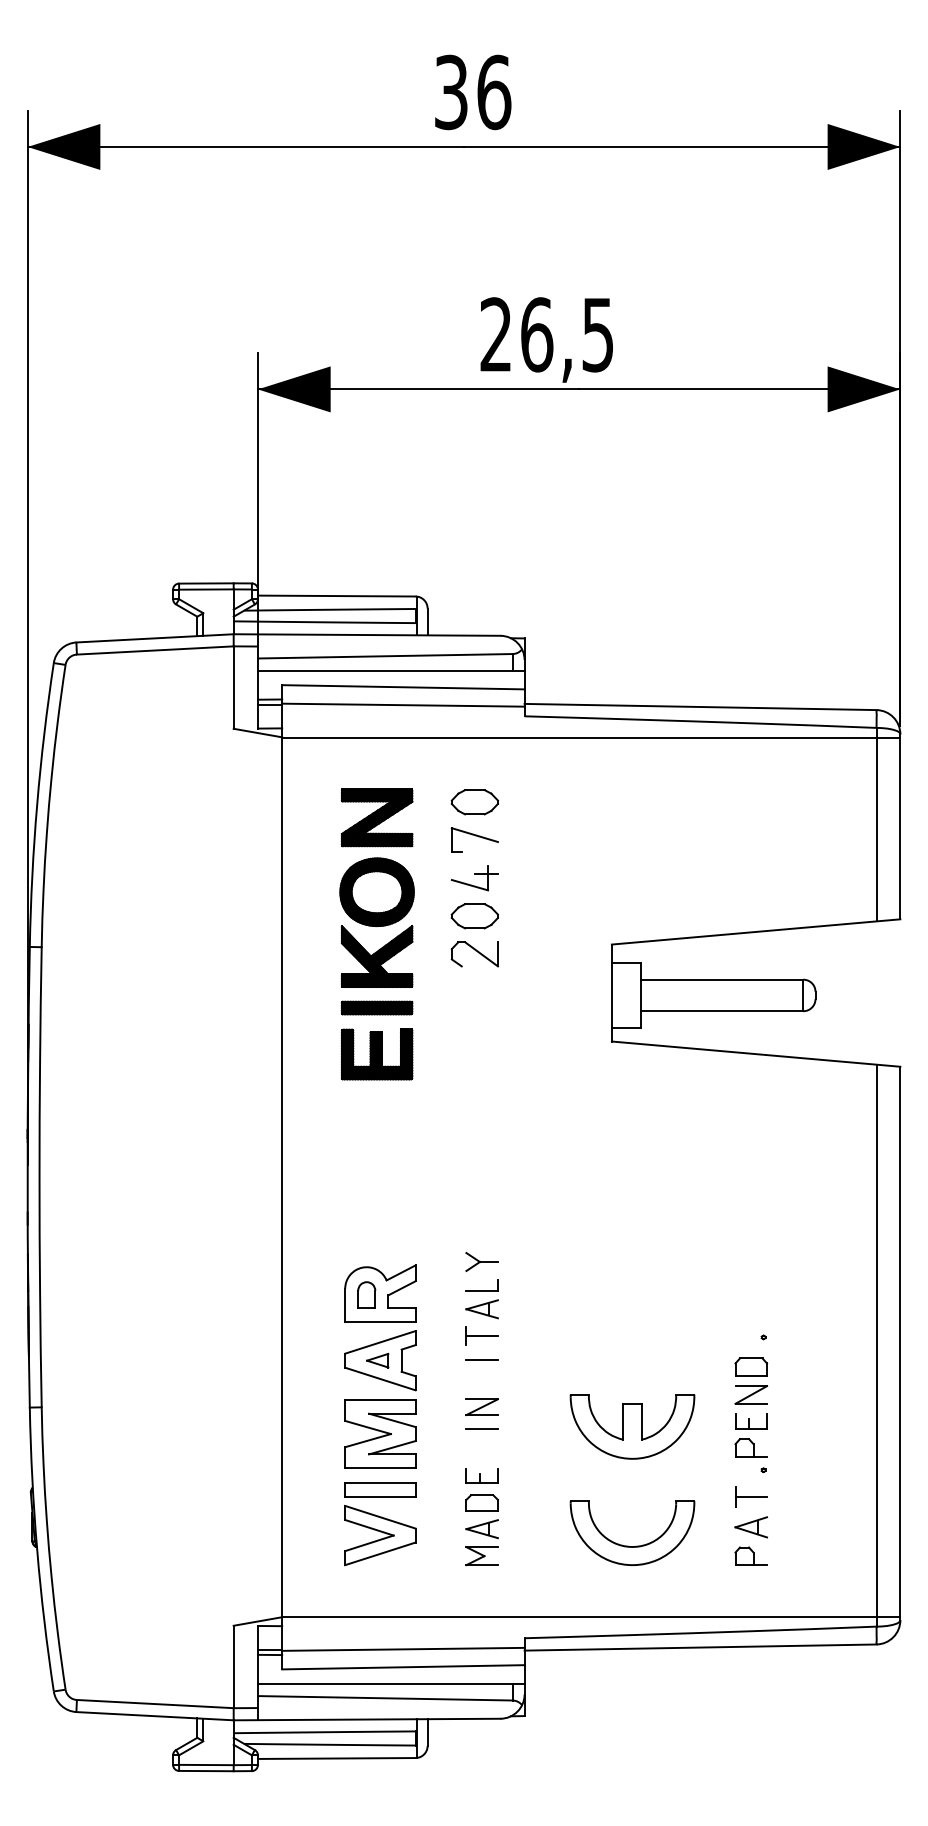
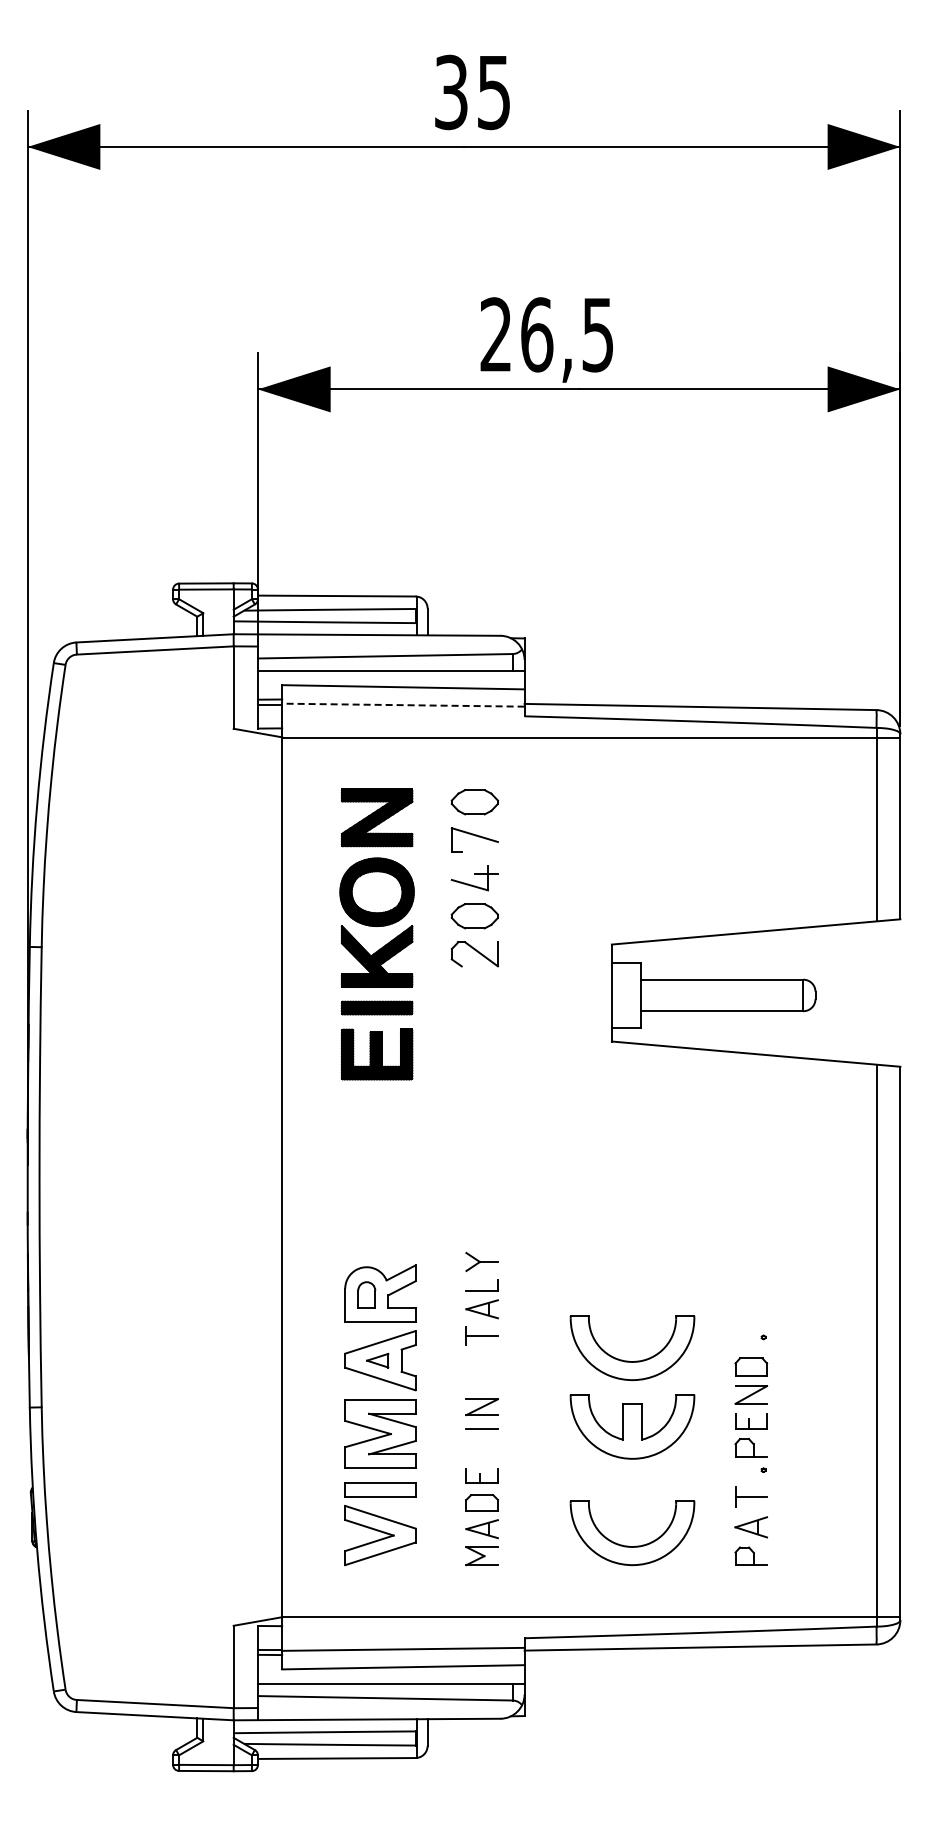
text: 36 -> 35 (494, 92)
line: solid -> dashed (402, 705)
line: present -> none (481, 1359)
part: none -> present (628, 1360)
